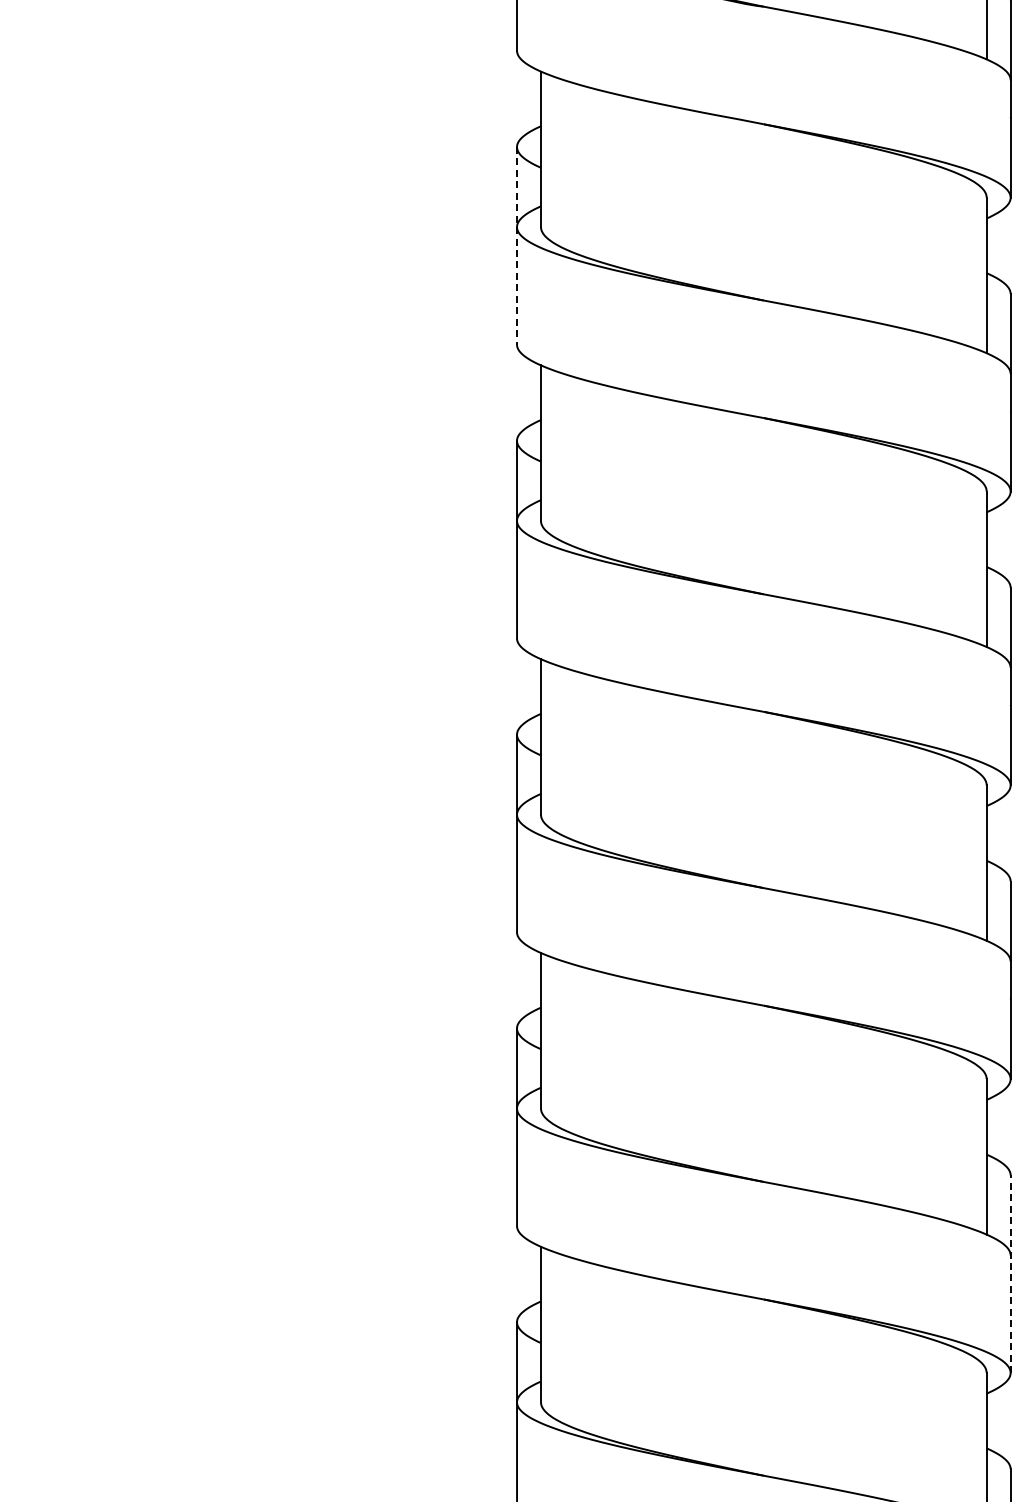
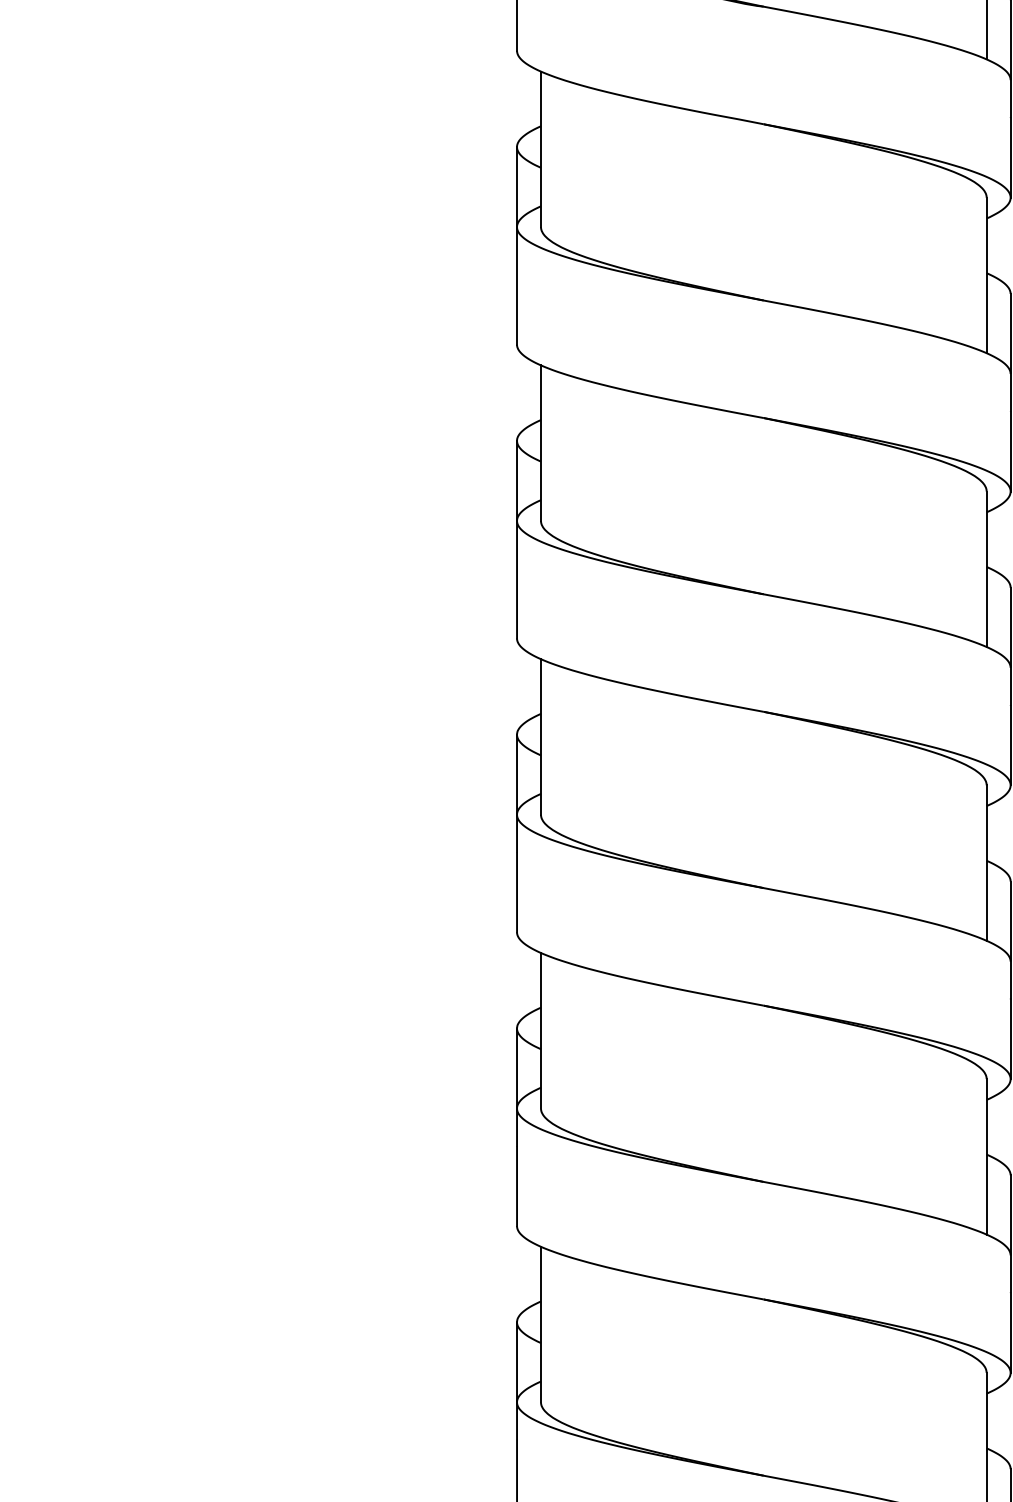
line: dashed -> solid (517, 245)
line: dashed -> solid (1010, 1274)
